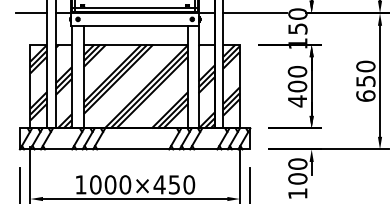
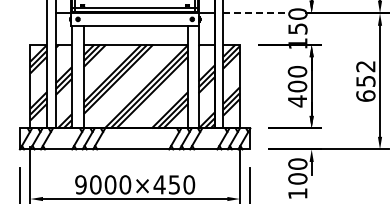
line: present -> none (30, 13)
line: solid -> dashed (255, 13)
text: 650 -> 652 (365, 66)
text: 1000×450 -> 9000×450 (80, 184)
